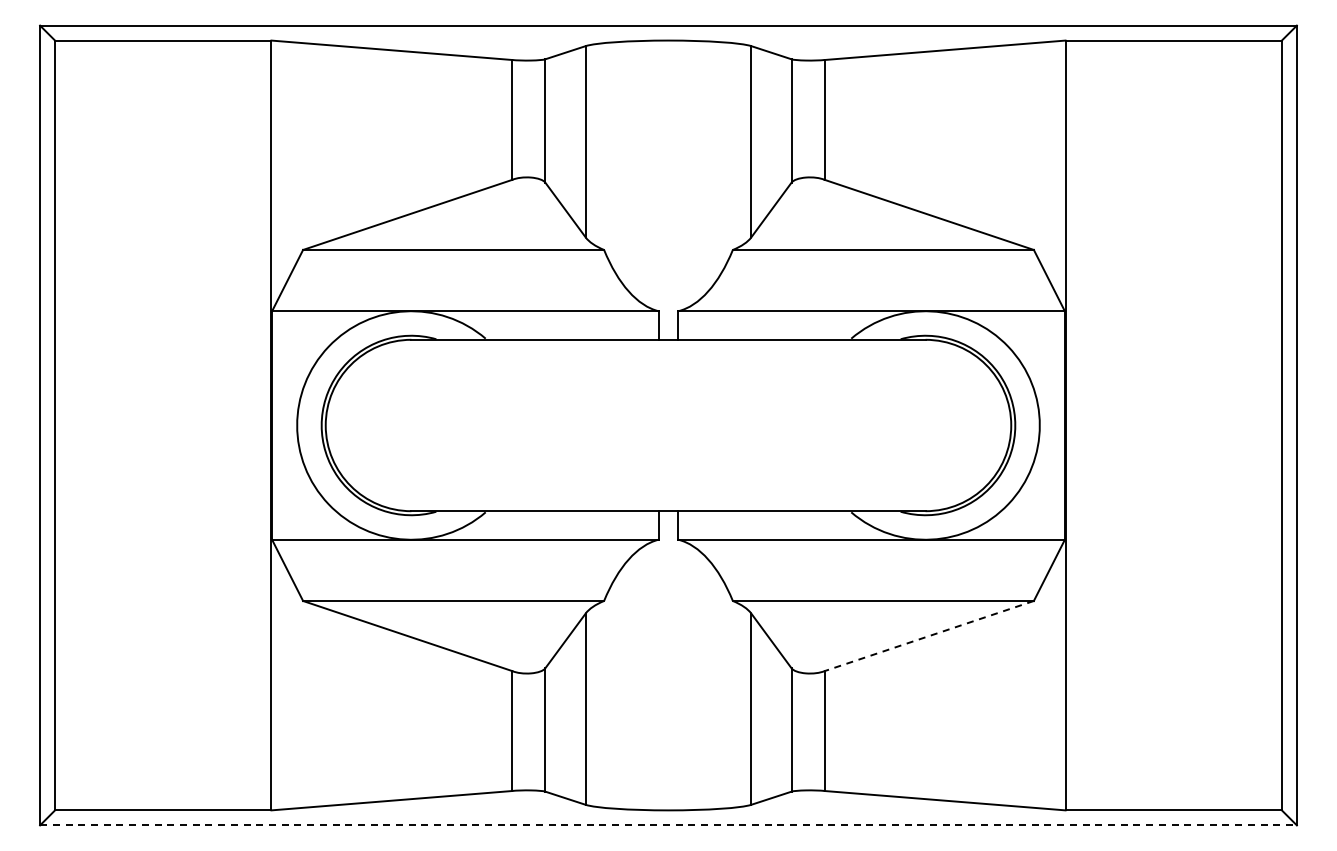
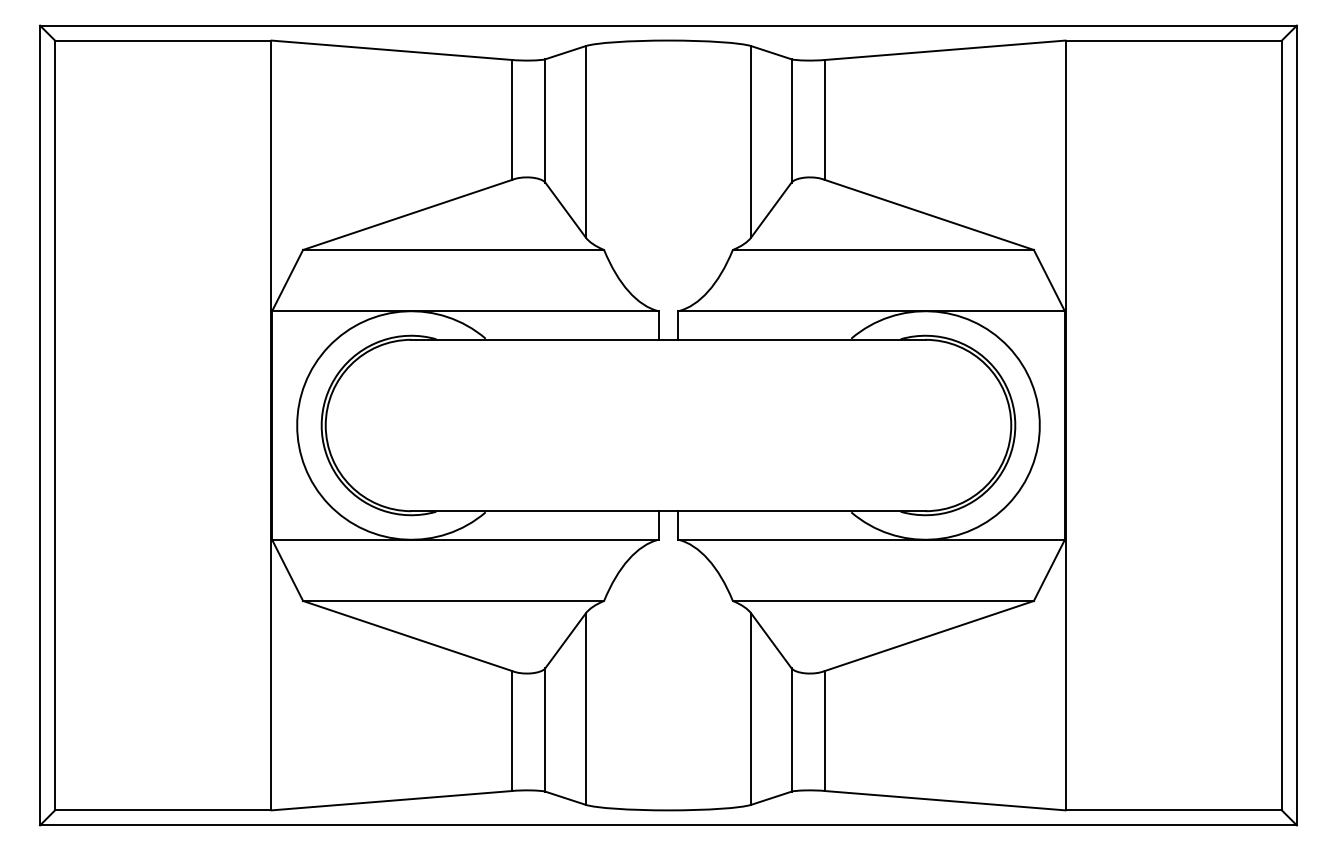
line: dashed -> solid (928, 636)
line: dashed -> solid (669, 825)
